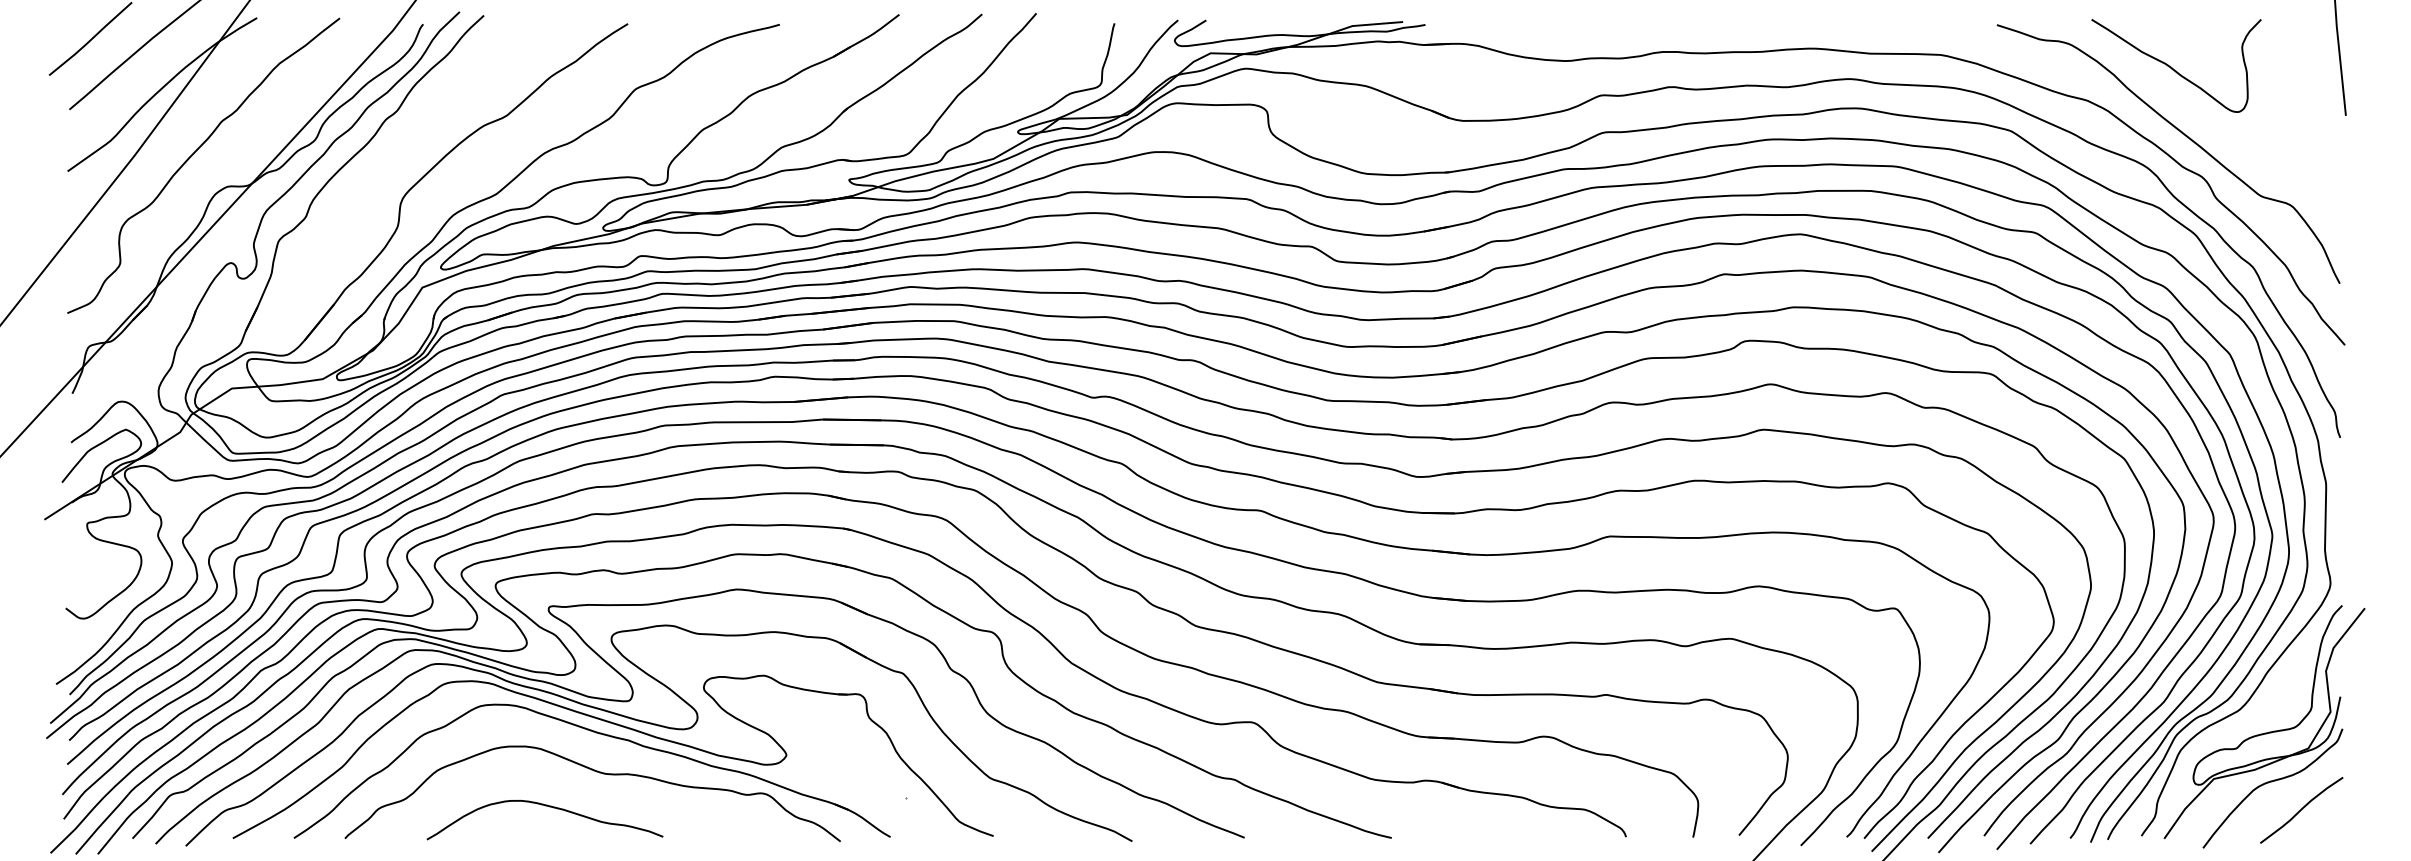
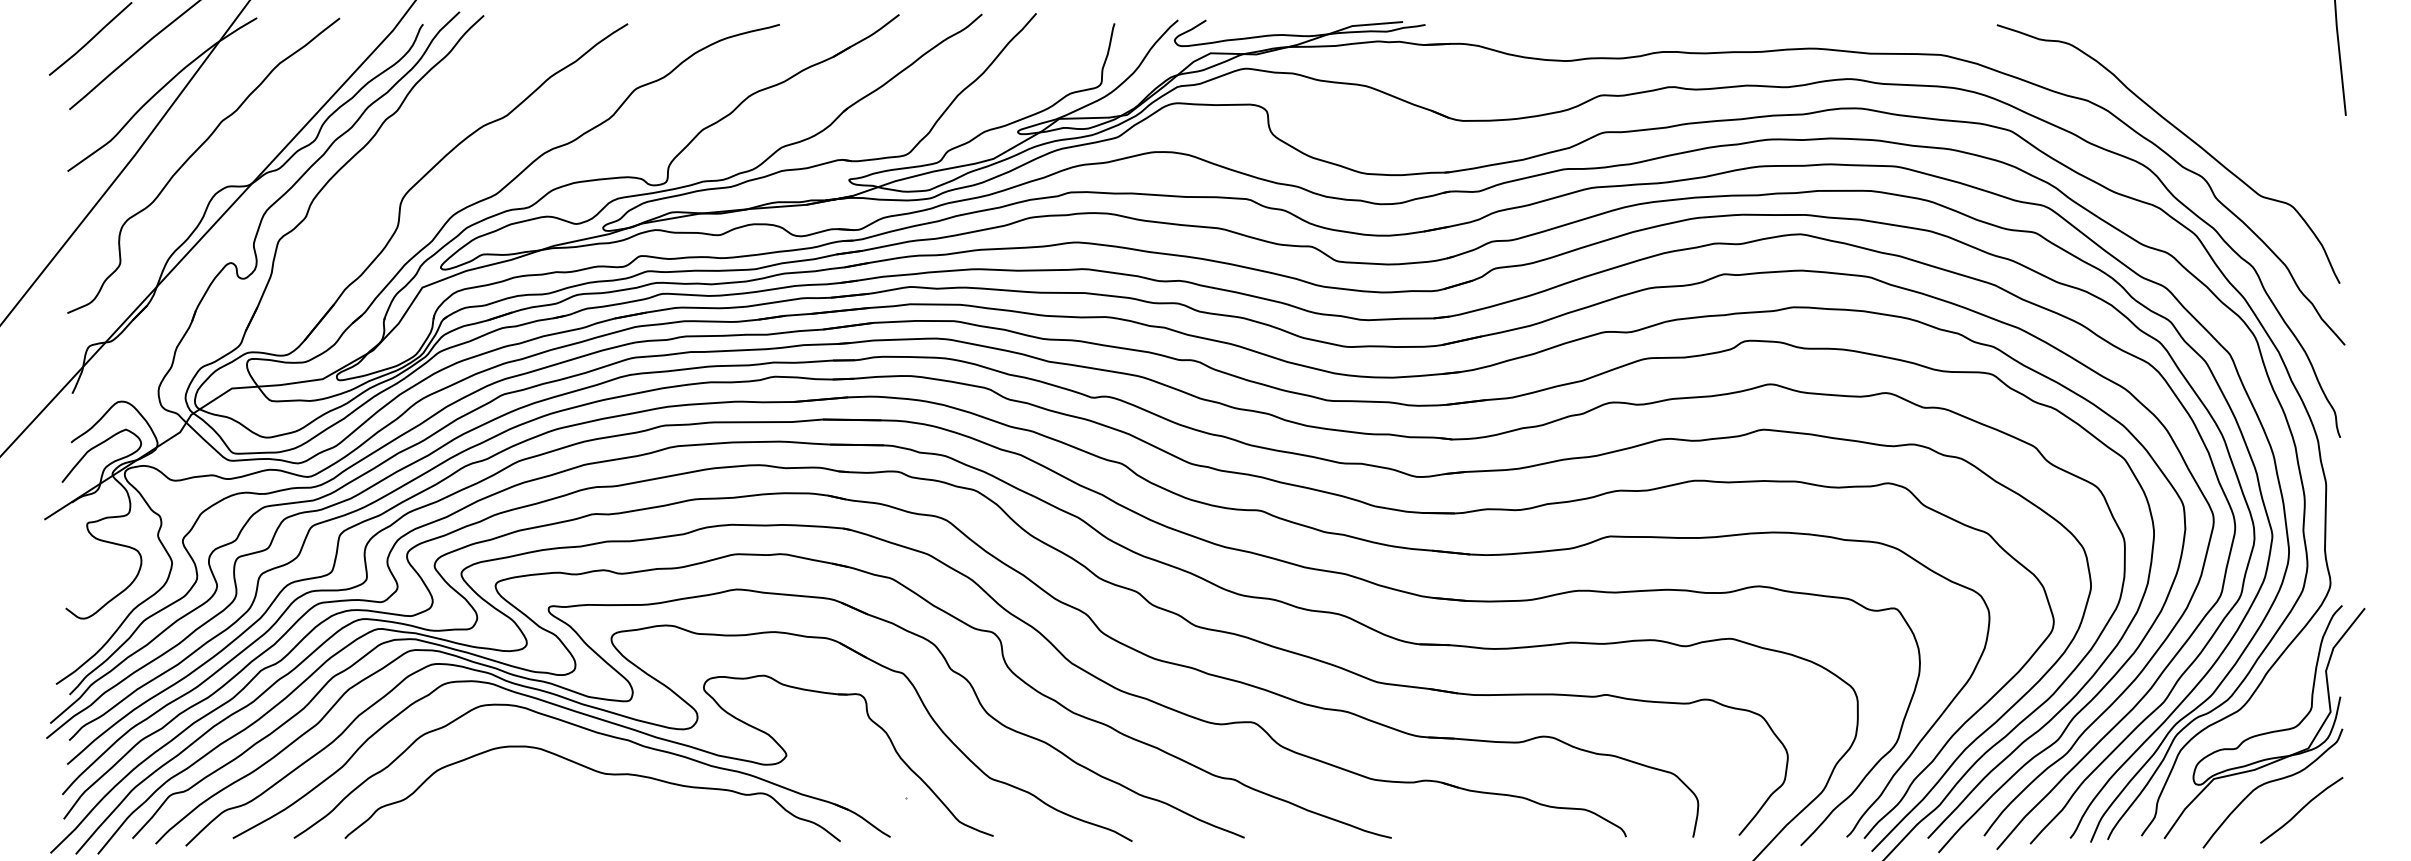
curve: present -> none (2173, 68)
curve: present -> none (549, 807)
